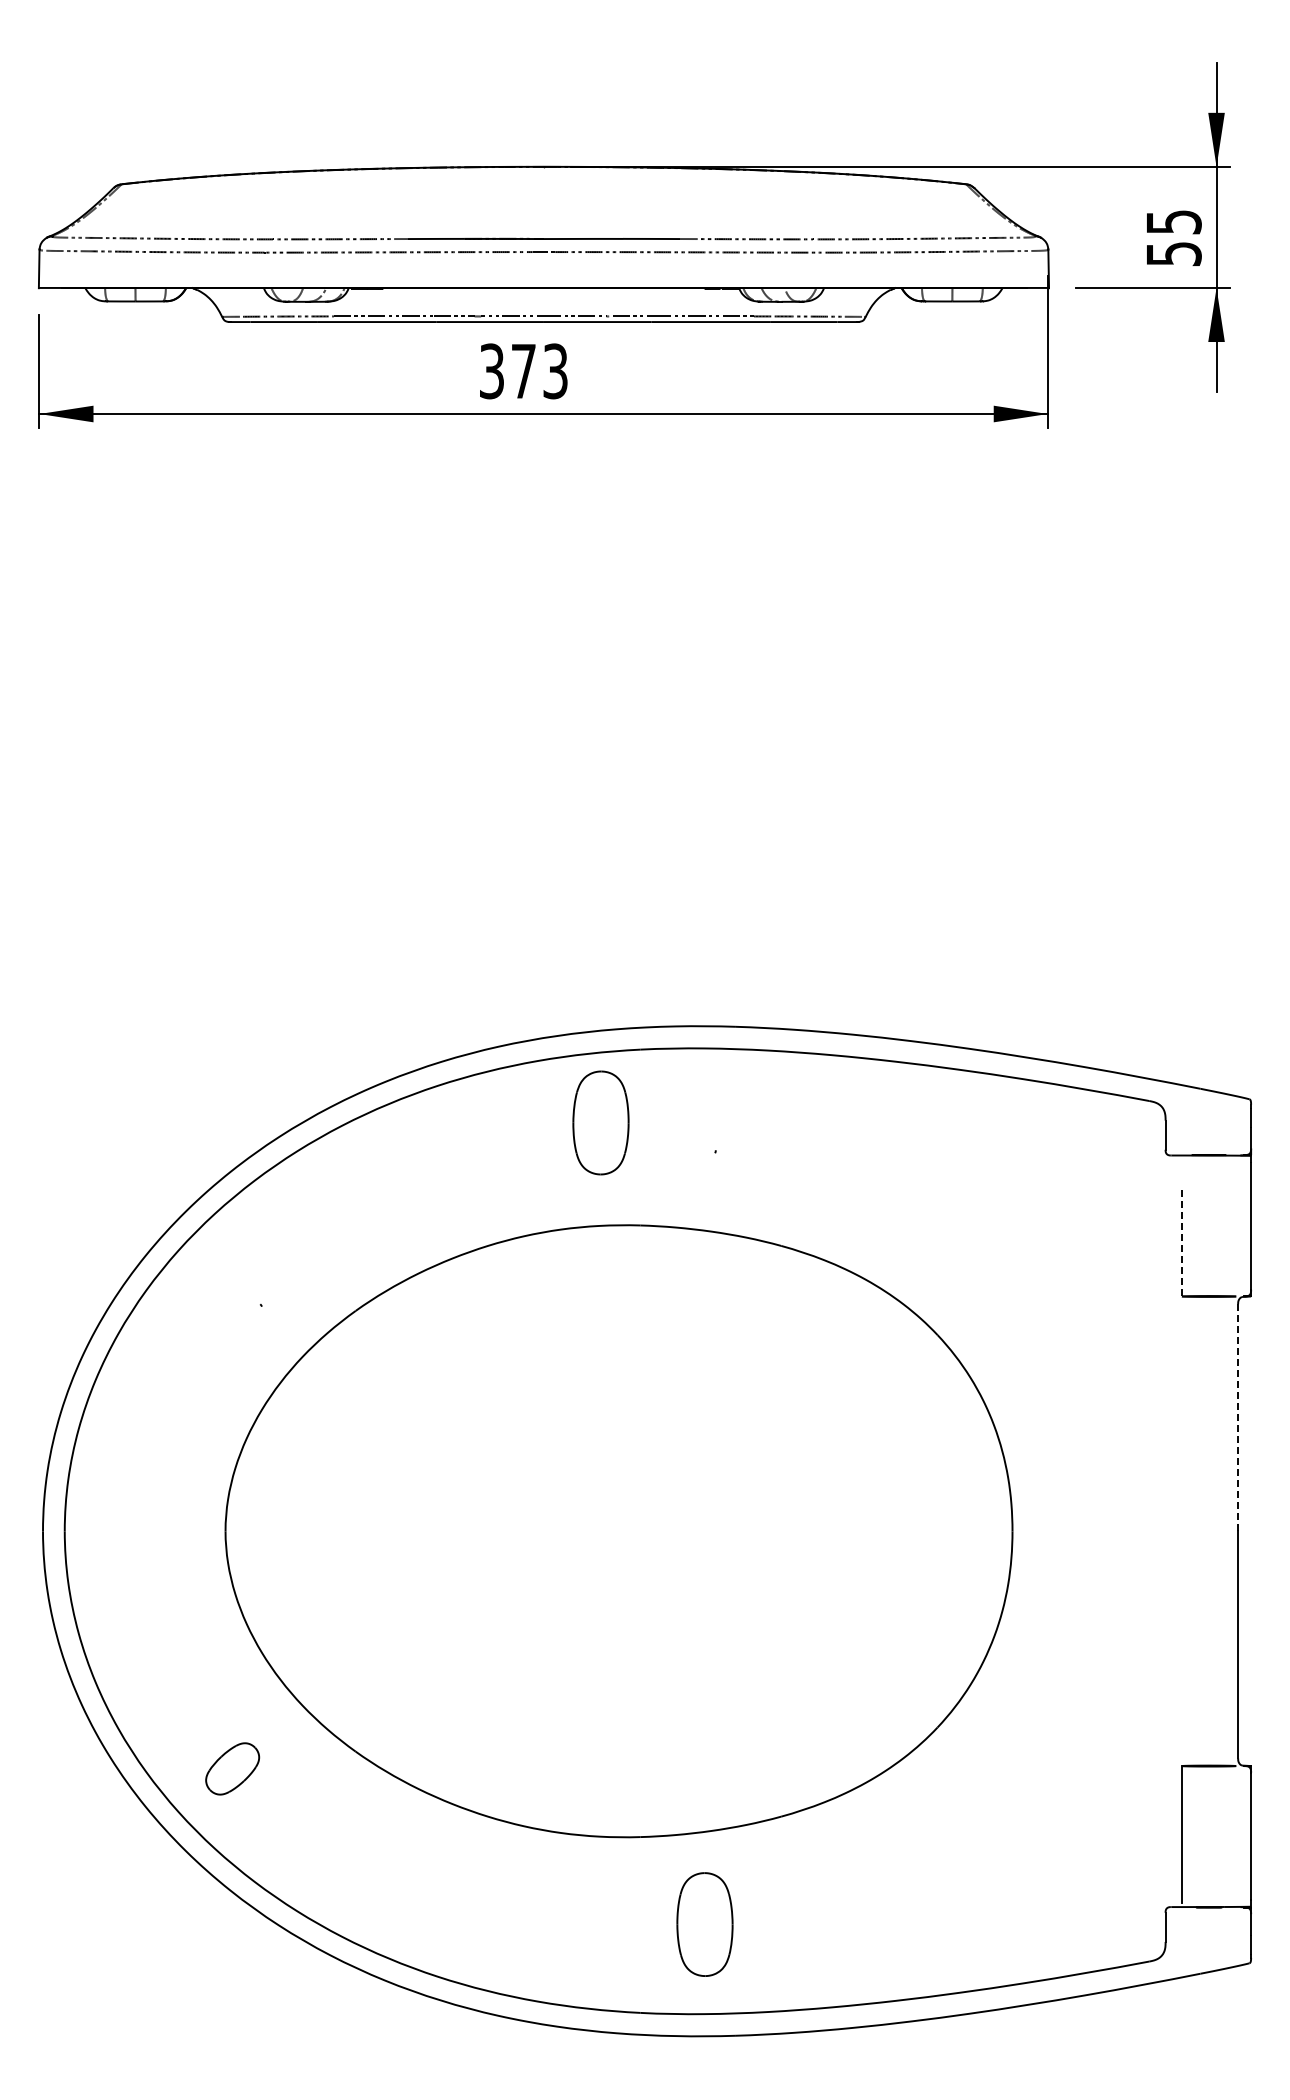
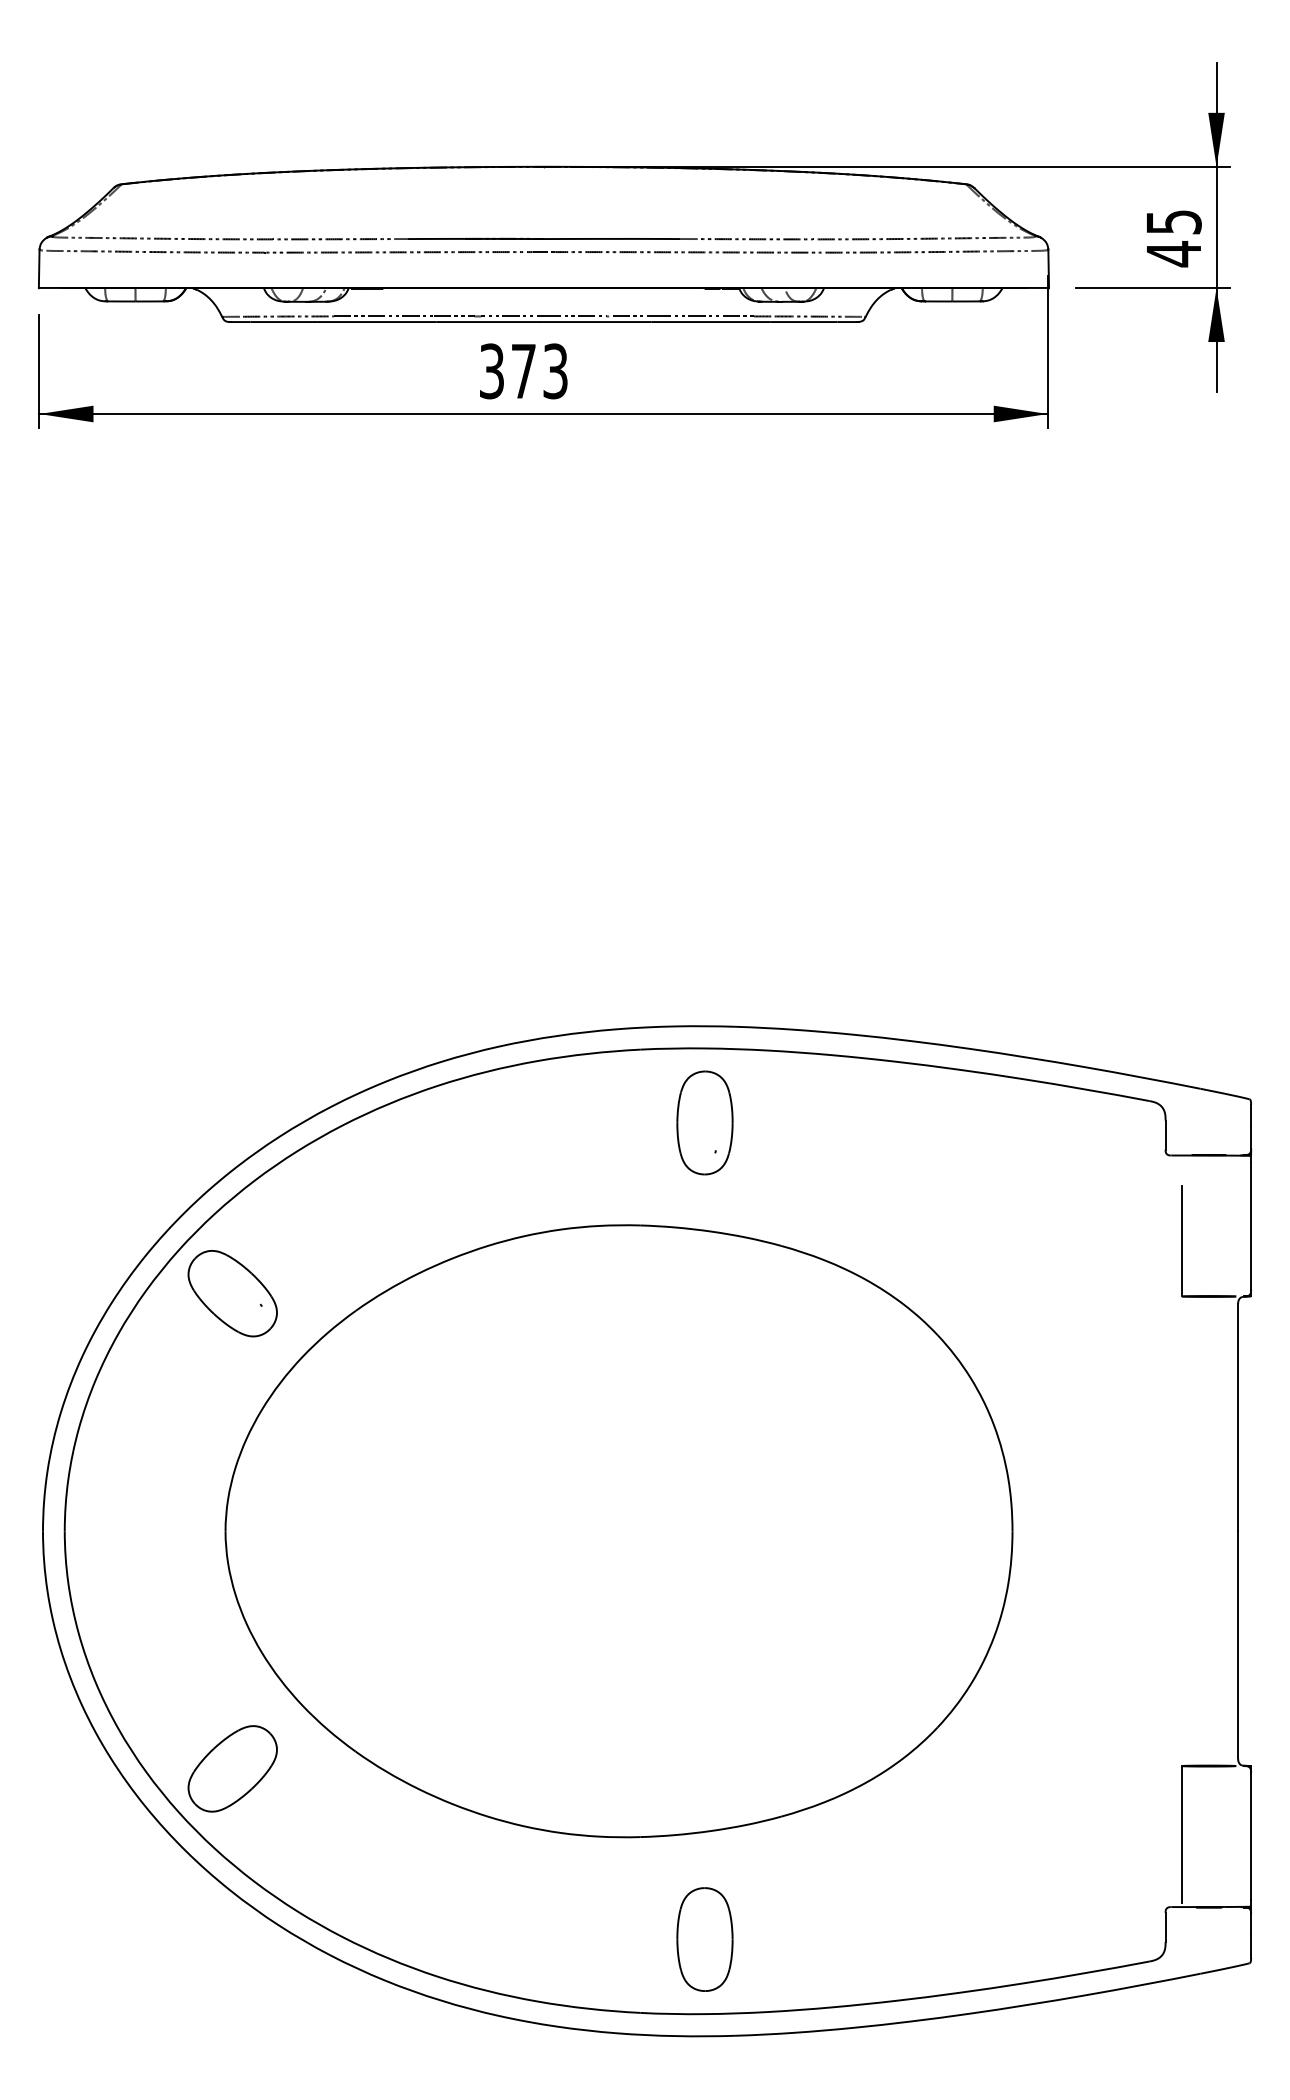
text: 55 -> 45 (1174, 254)
part position: (600, 1122) -> (704, 1122) (704, 1122)
line: dashed -> solid (1182, 1240)
part: none -> present (232, 1293)
line: dashed -> solid (1238, 1417)
part size: 56x54 px -> 91x88 px (232, 1768)
part position: (704, 1924) -> (704, 1939) (704, 1939)
